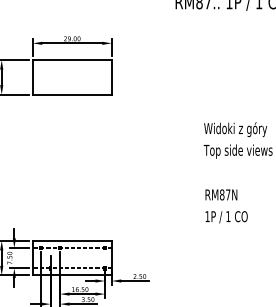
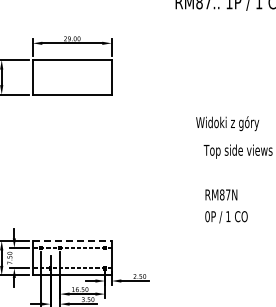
text position: (235, 129) -> (227, 123) (227, 123)
text: 1P -> 0P (207, 216)
line: solid -> dashed (72, 240)
